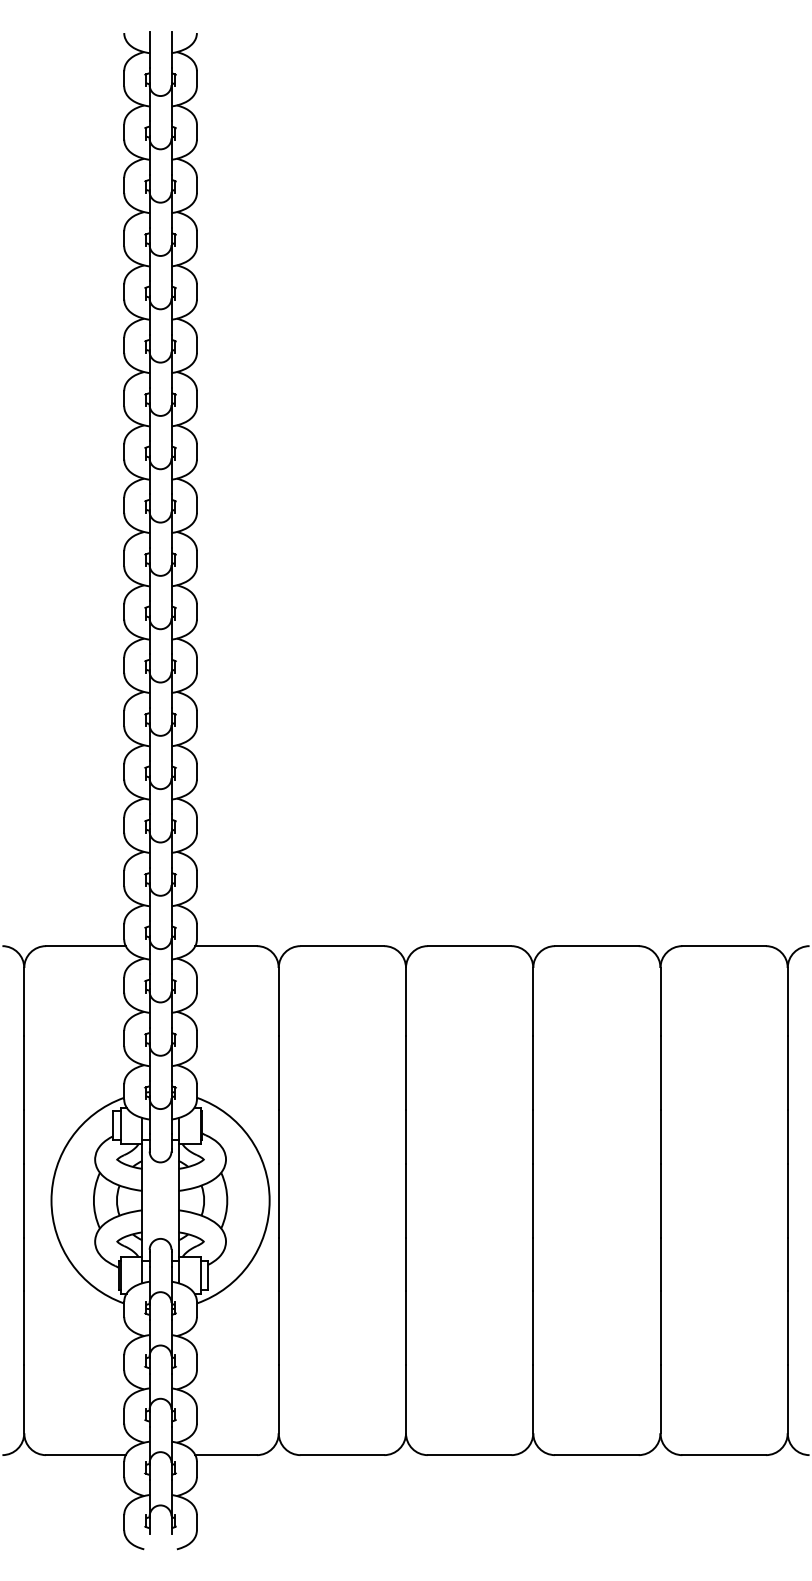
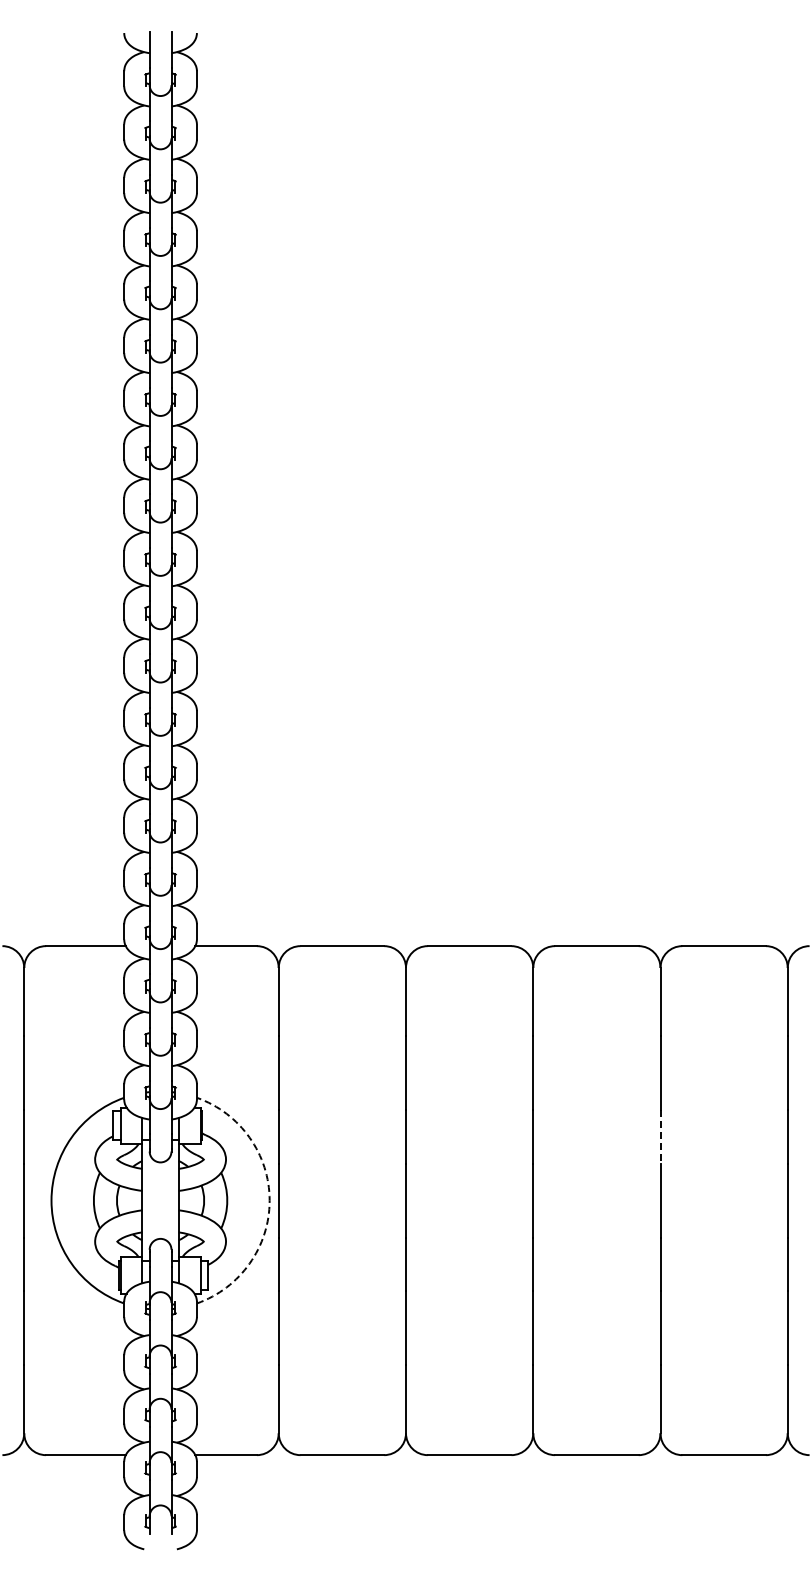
line: solid -> dashed (660, 1137)
arc: solid -> dashed (269, 1200)
